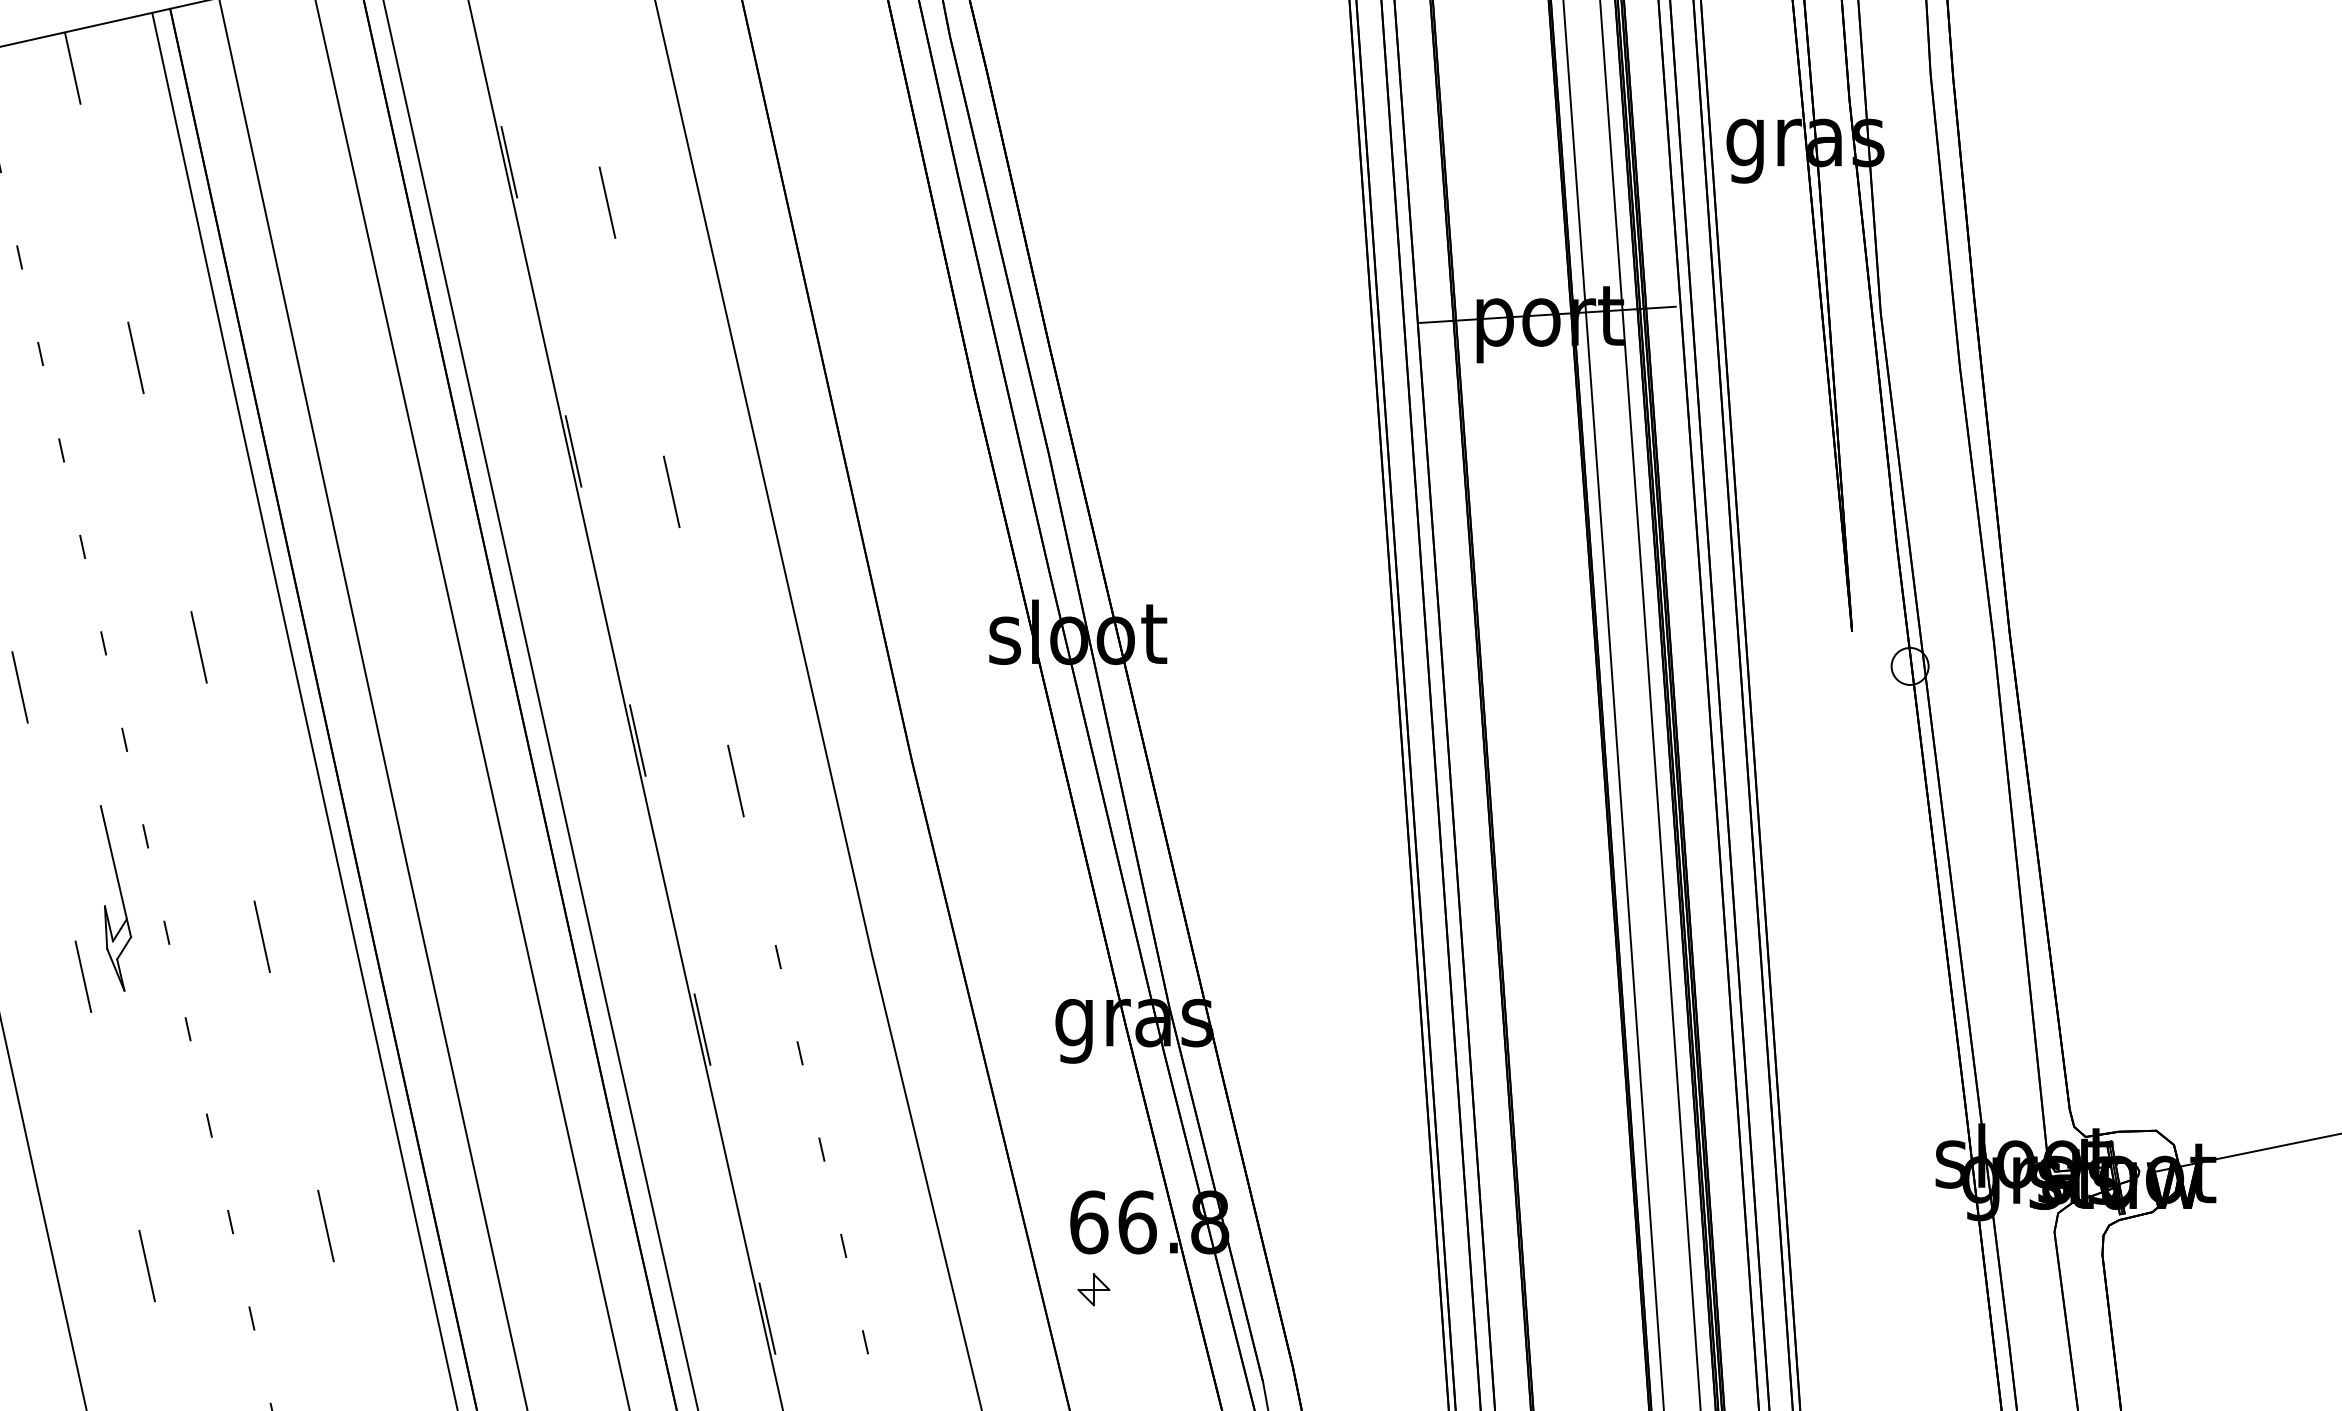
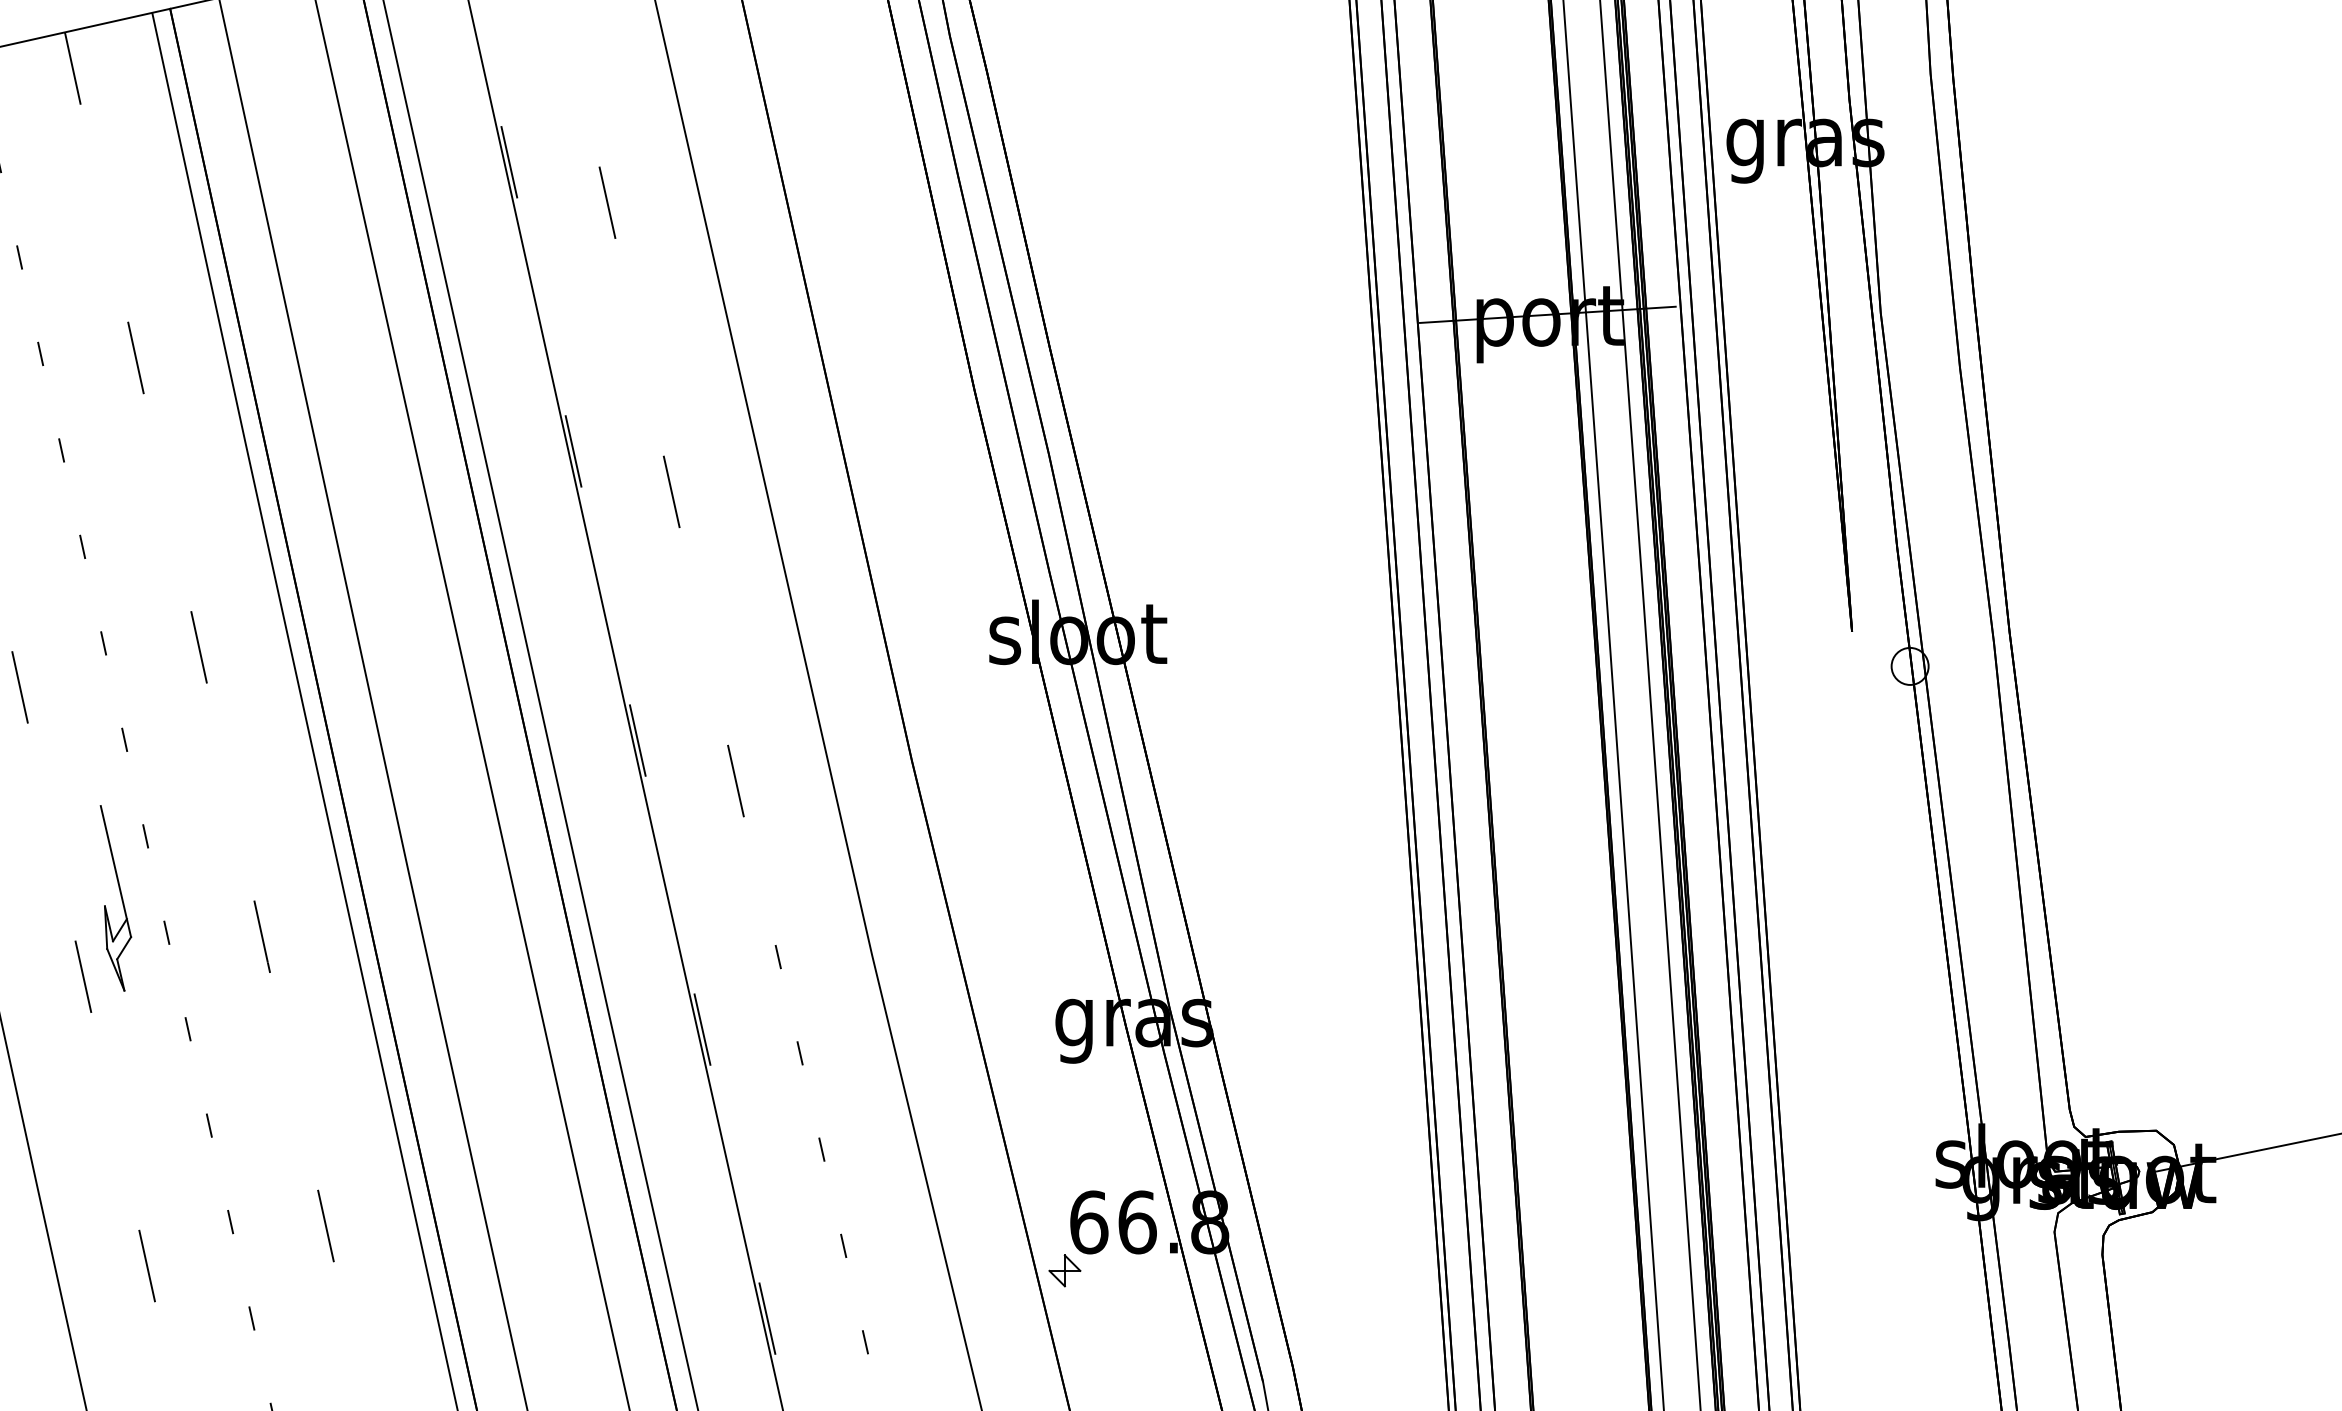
part position: (1093, 1289) -> (1064, 1270) (1064, 1270)
